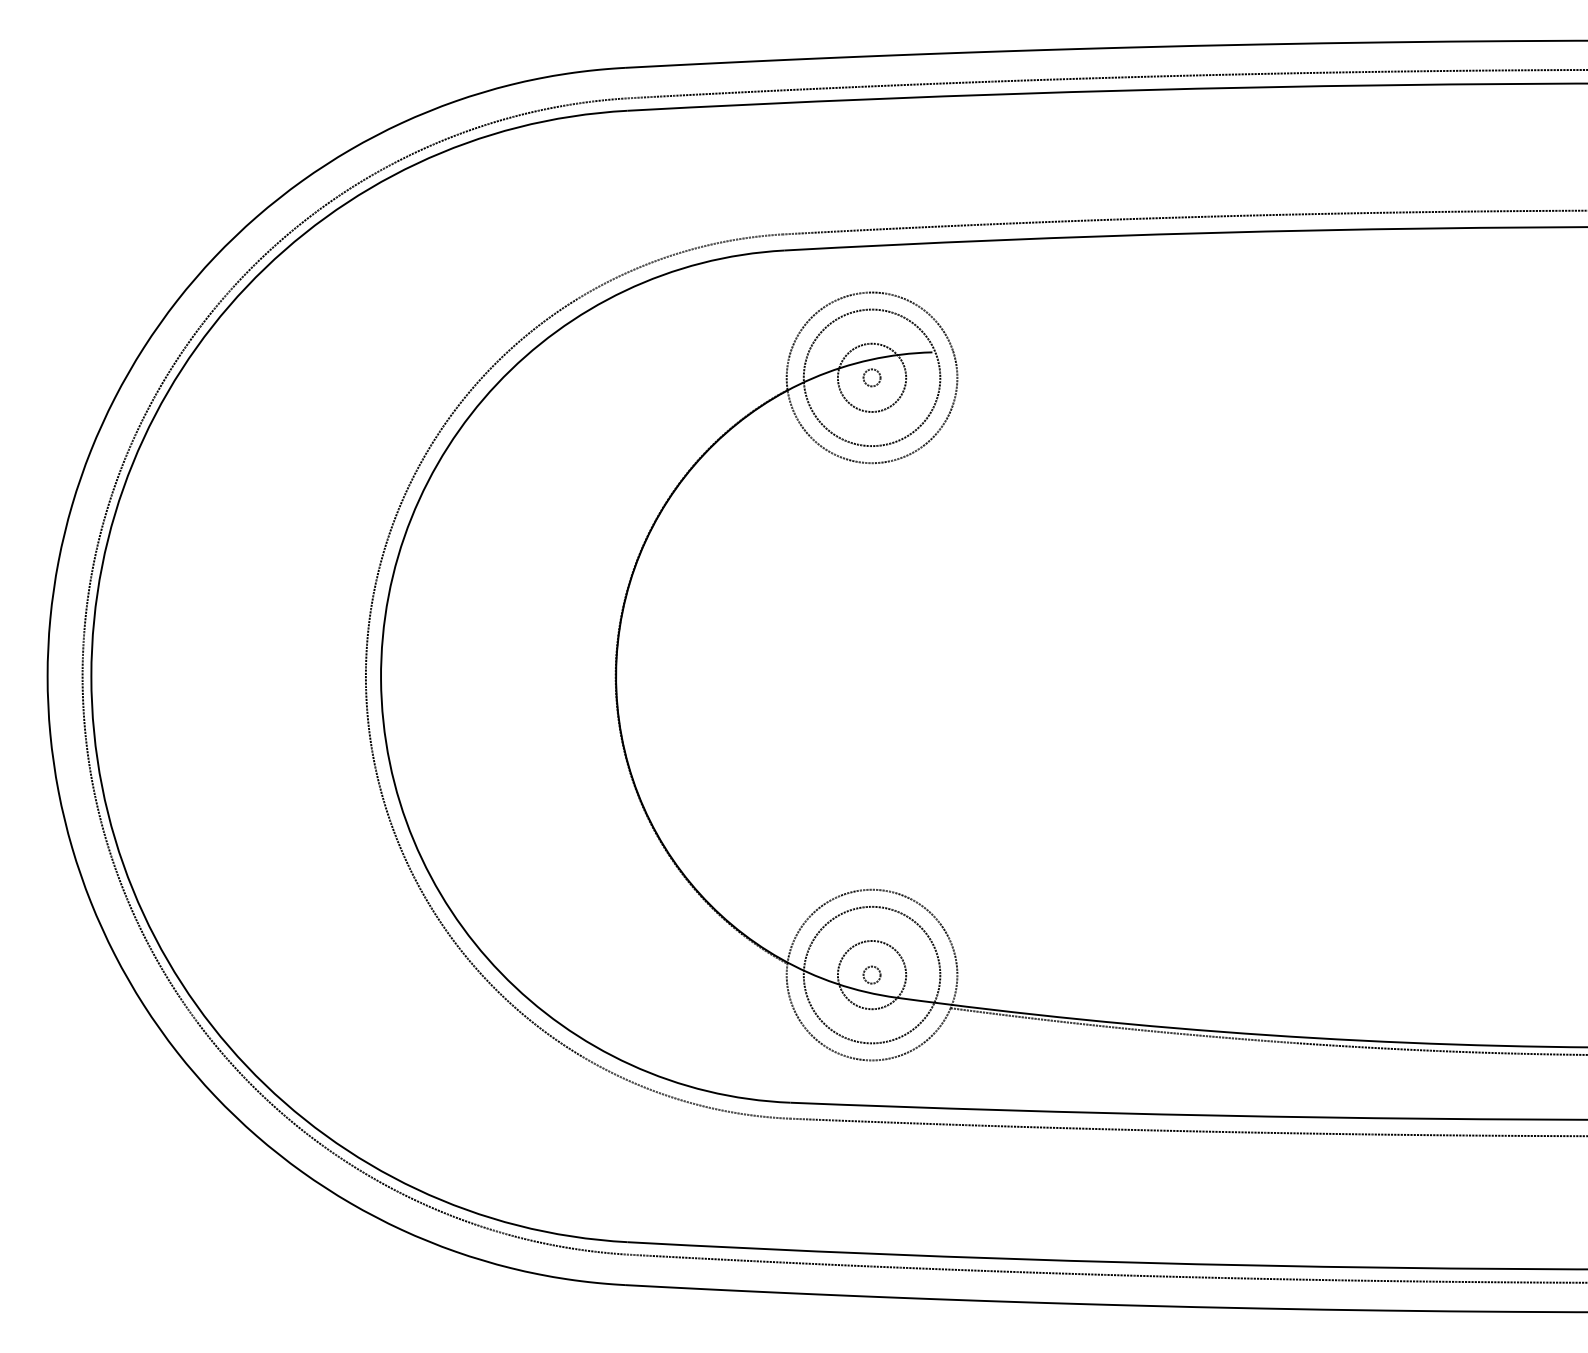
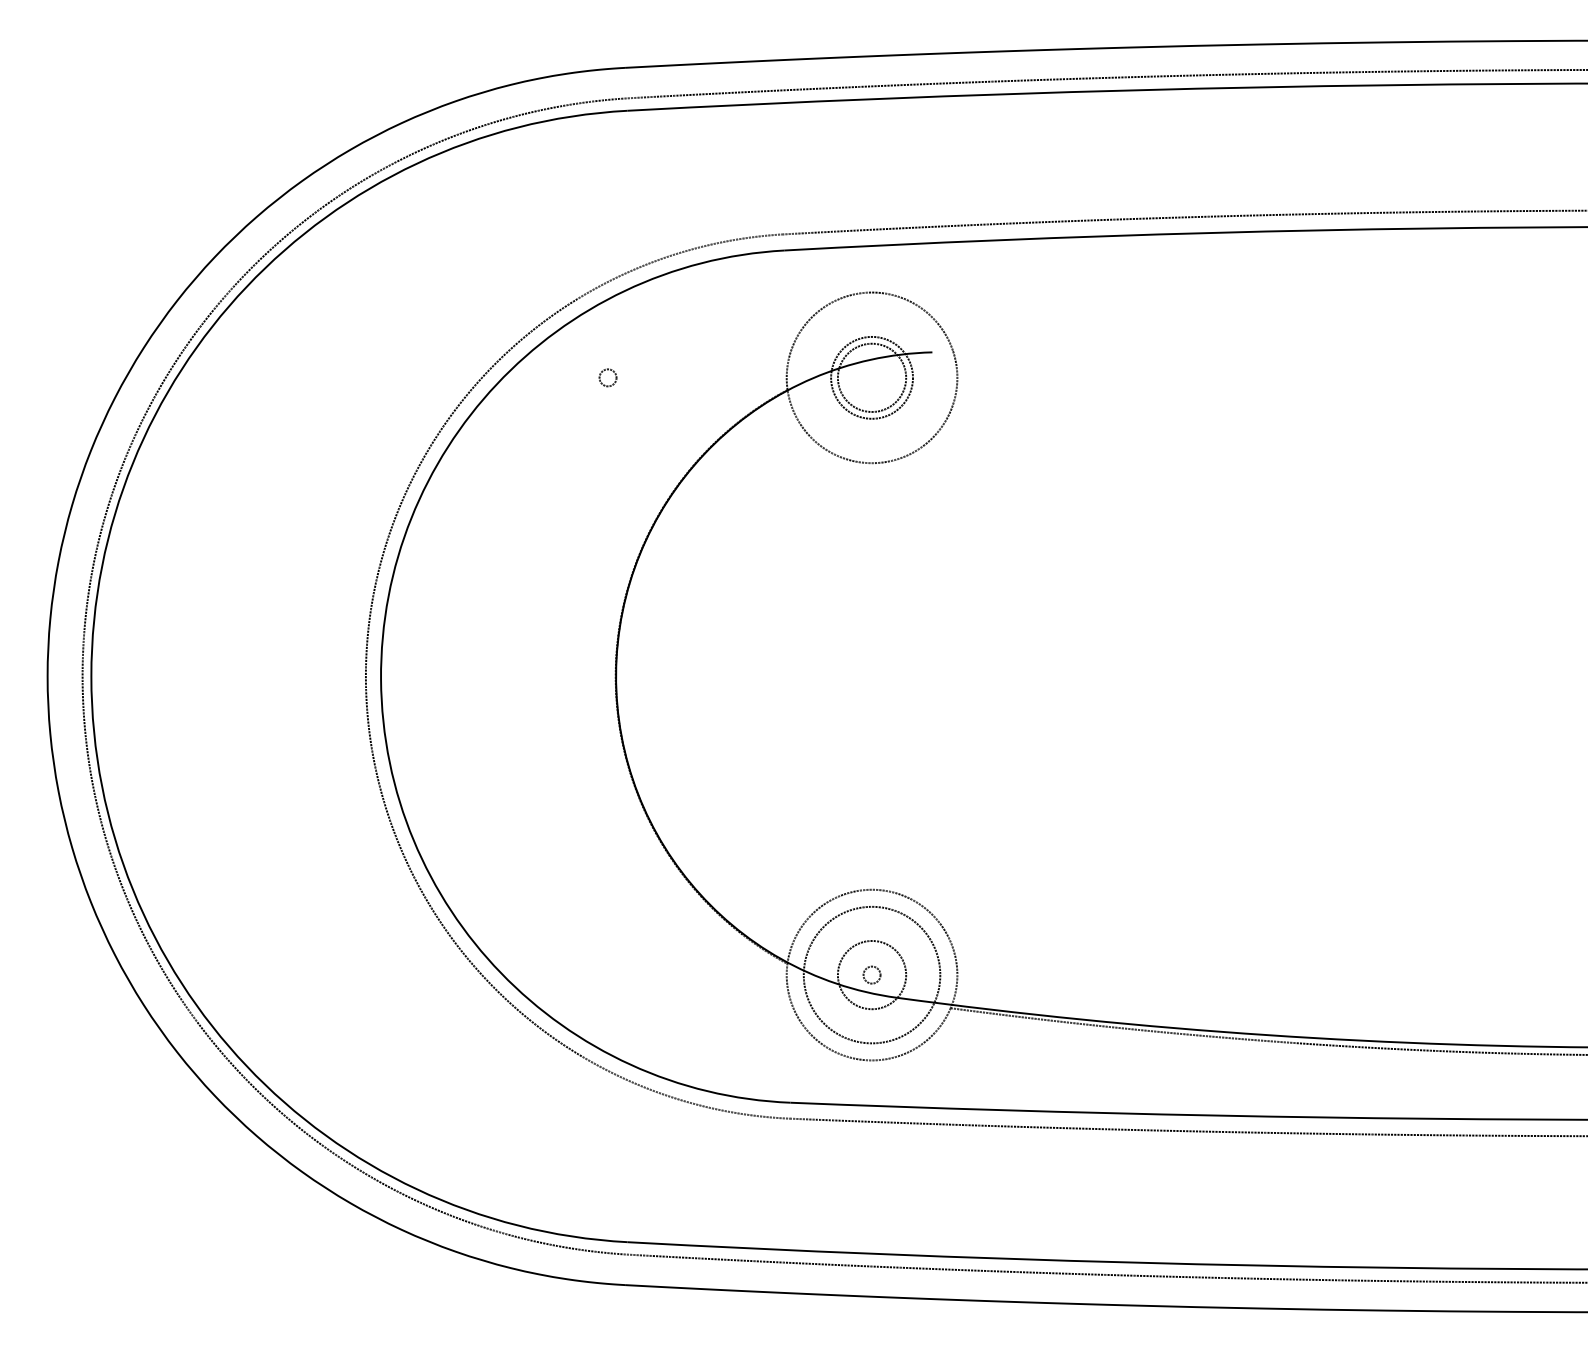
circle diameter: 137 px -> 82 px (872, 377)
circle position: (871, 377) -> (607, 377) (607, 377)
